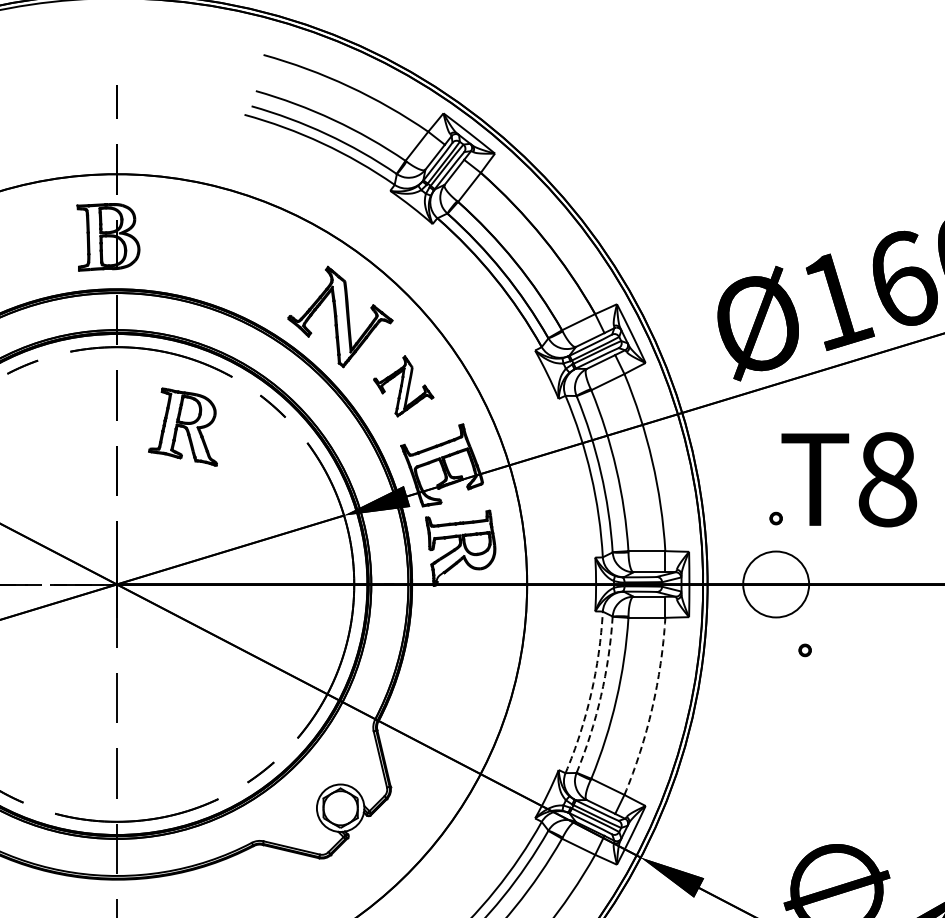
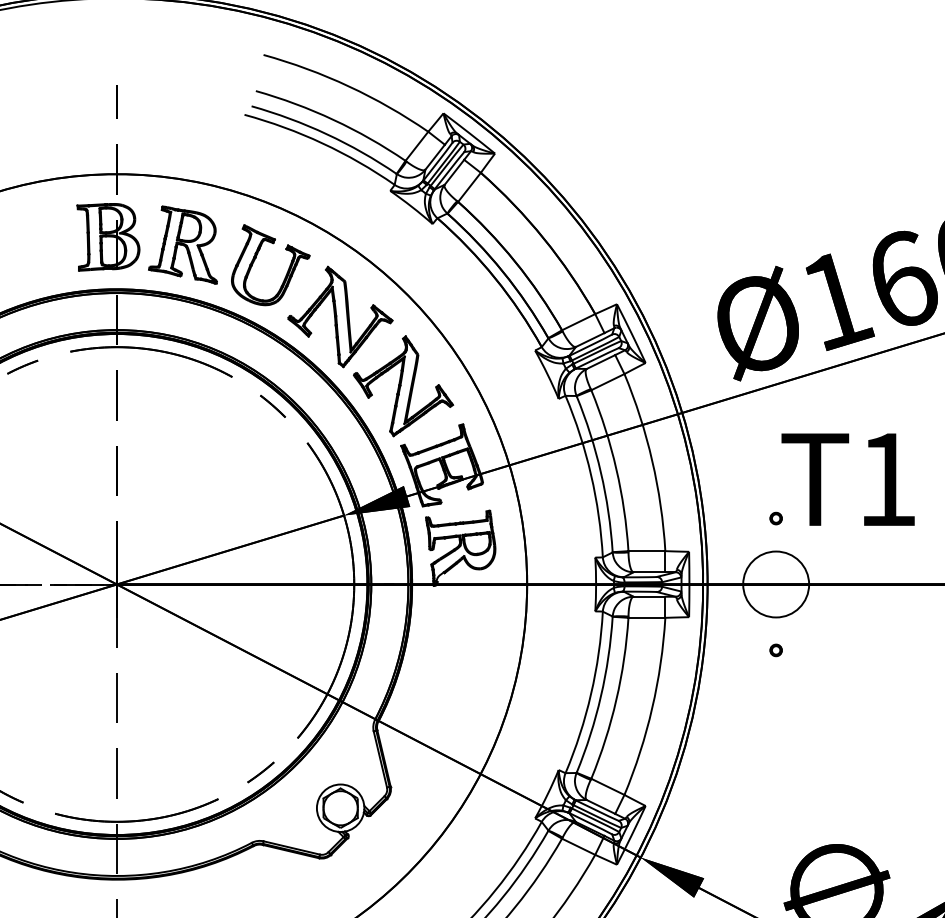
part: none -> present (256, 258)
part size: 62x63 px -> 102x103 px (403, 386)
part position: (182, 426) -> (182, 244) (182, 244)
text: T8 -> T1 (887, 479)
part position: (804, 650) -> (775, 650) (775, 650)
arc: dashed -> solid (591, 693)
arc: dashed -> solid (600, 696)
arc: dashed -> solid (652, 708)
